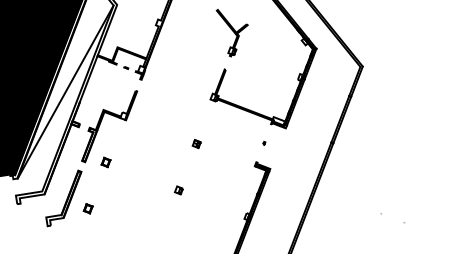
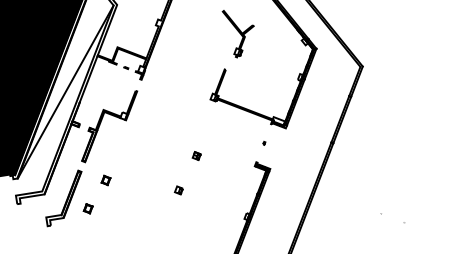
part position: (231, 33) -> (237, 34) (237, 34)
part position: (196, 143) -> (196, 155) (196, 155)
part position: (105, 162) -> (105, 180) (105, 180)
